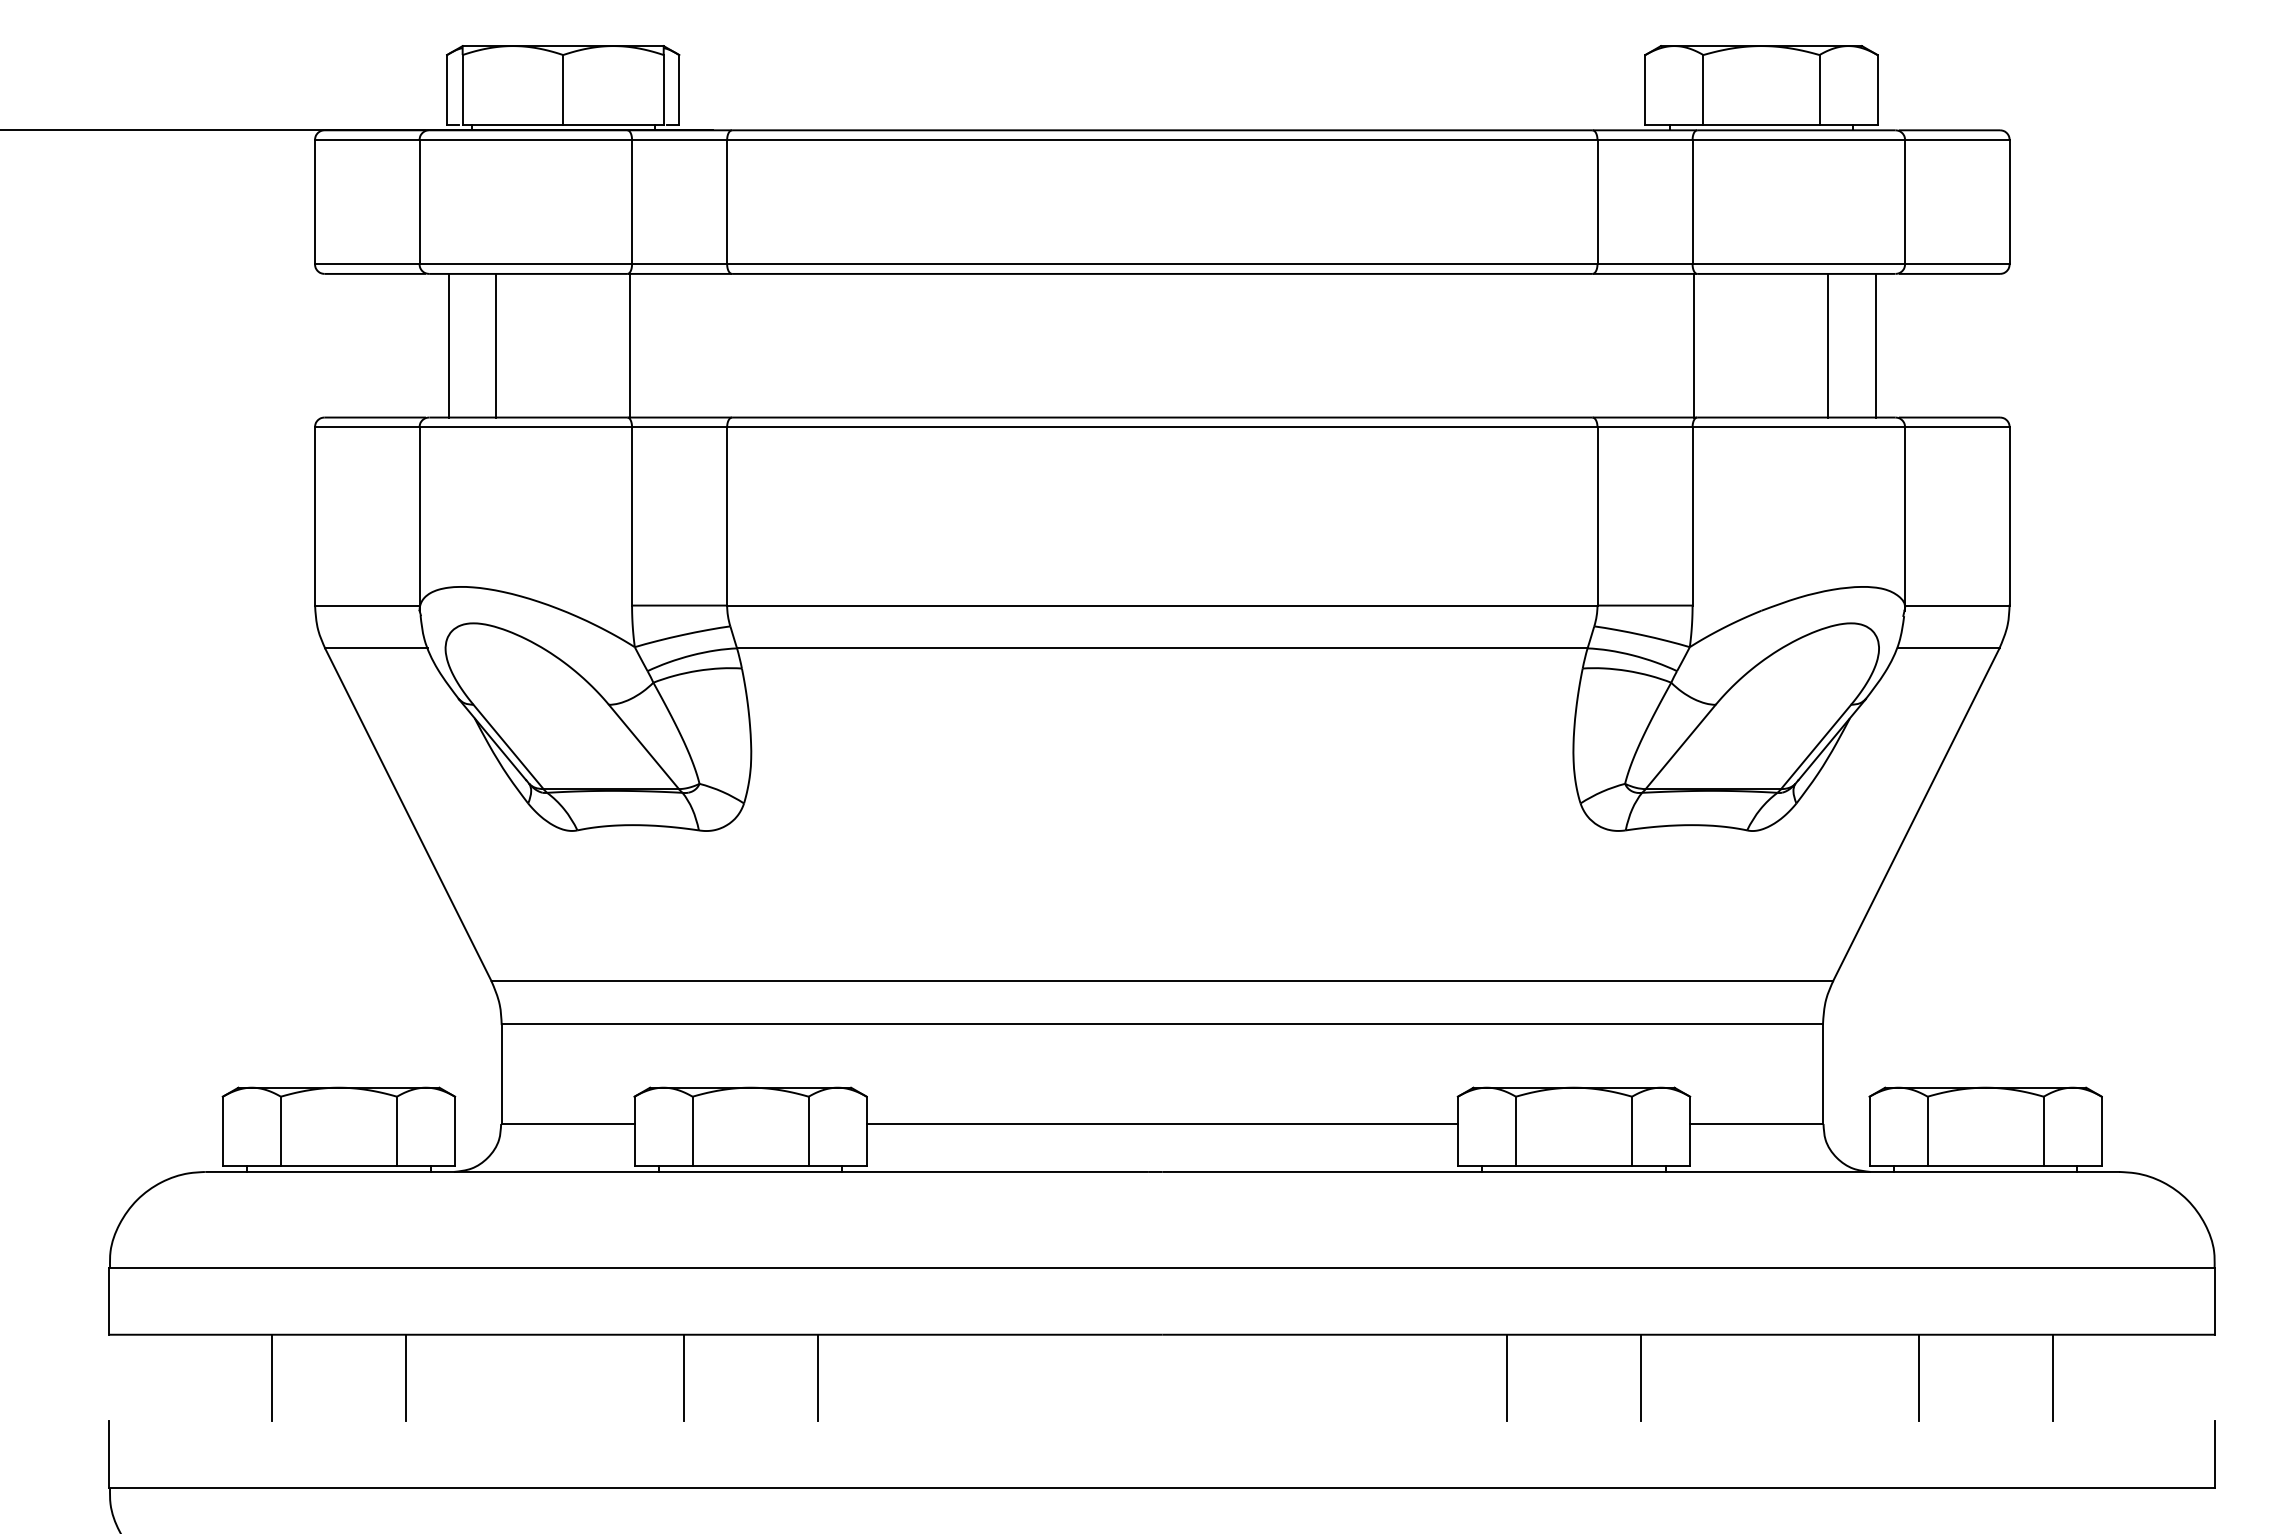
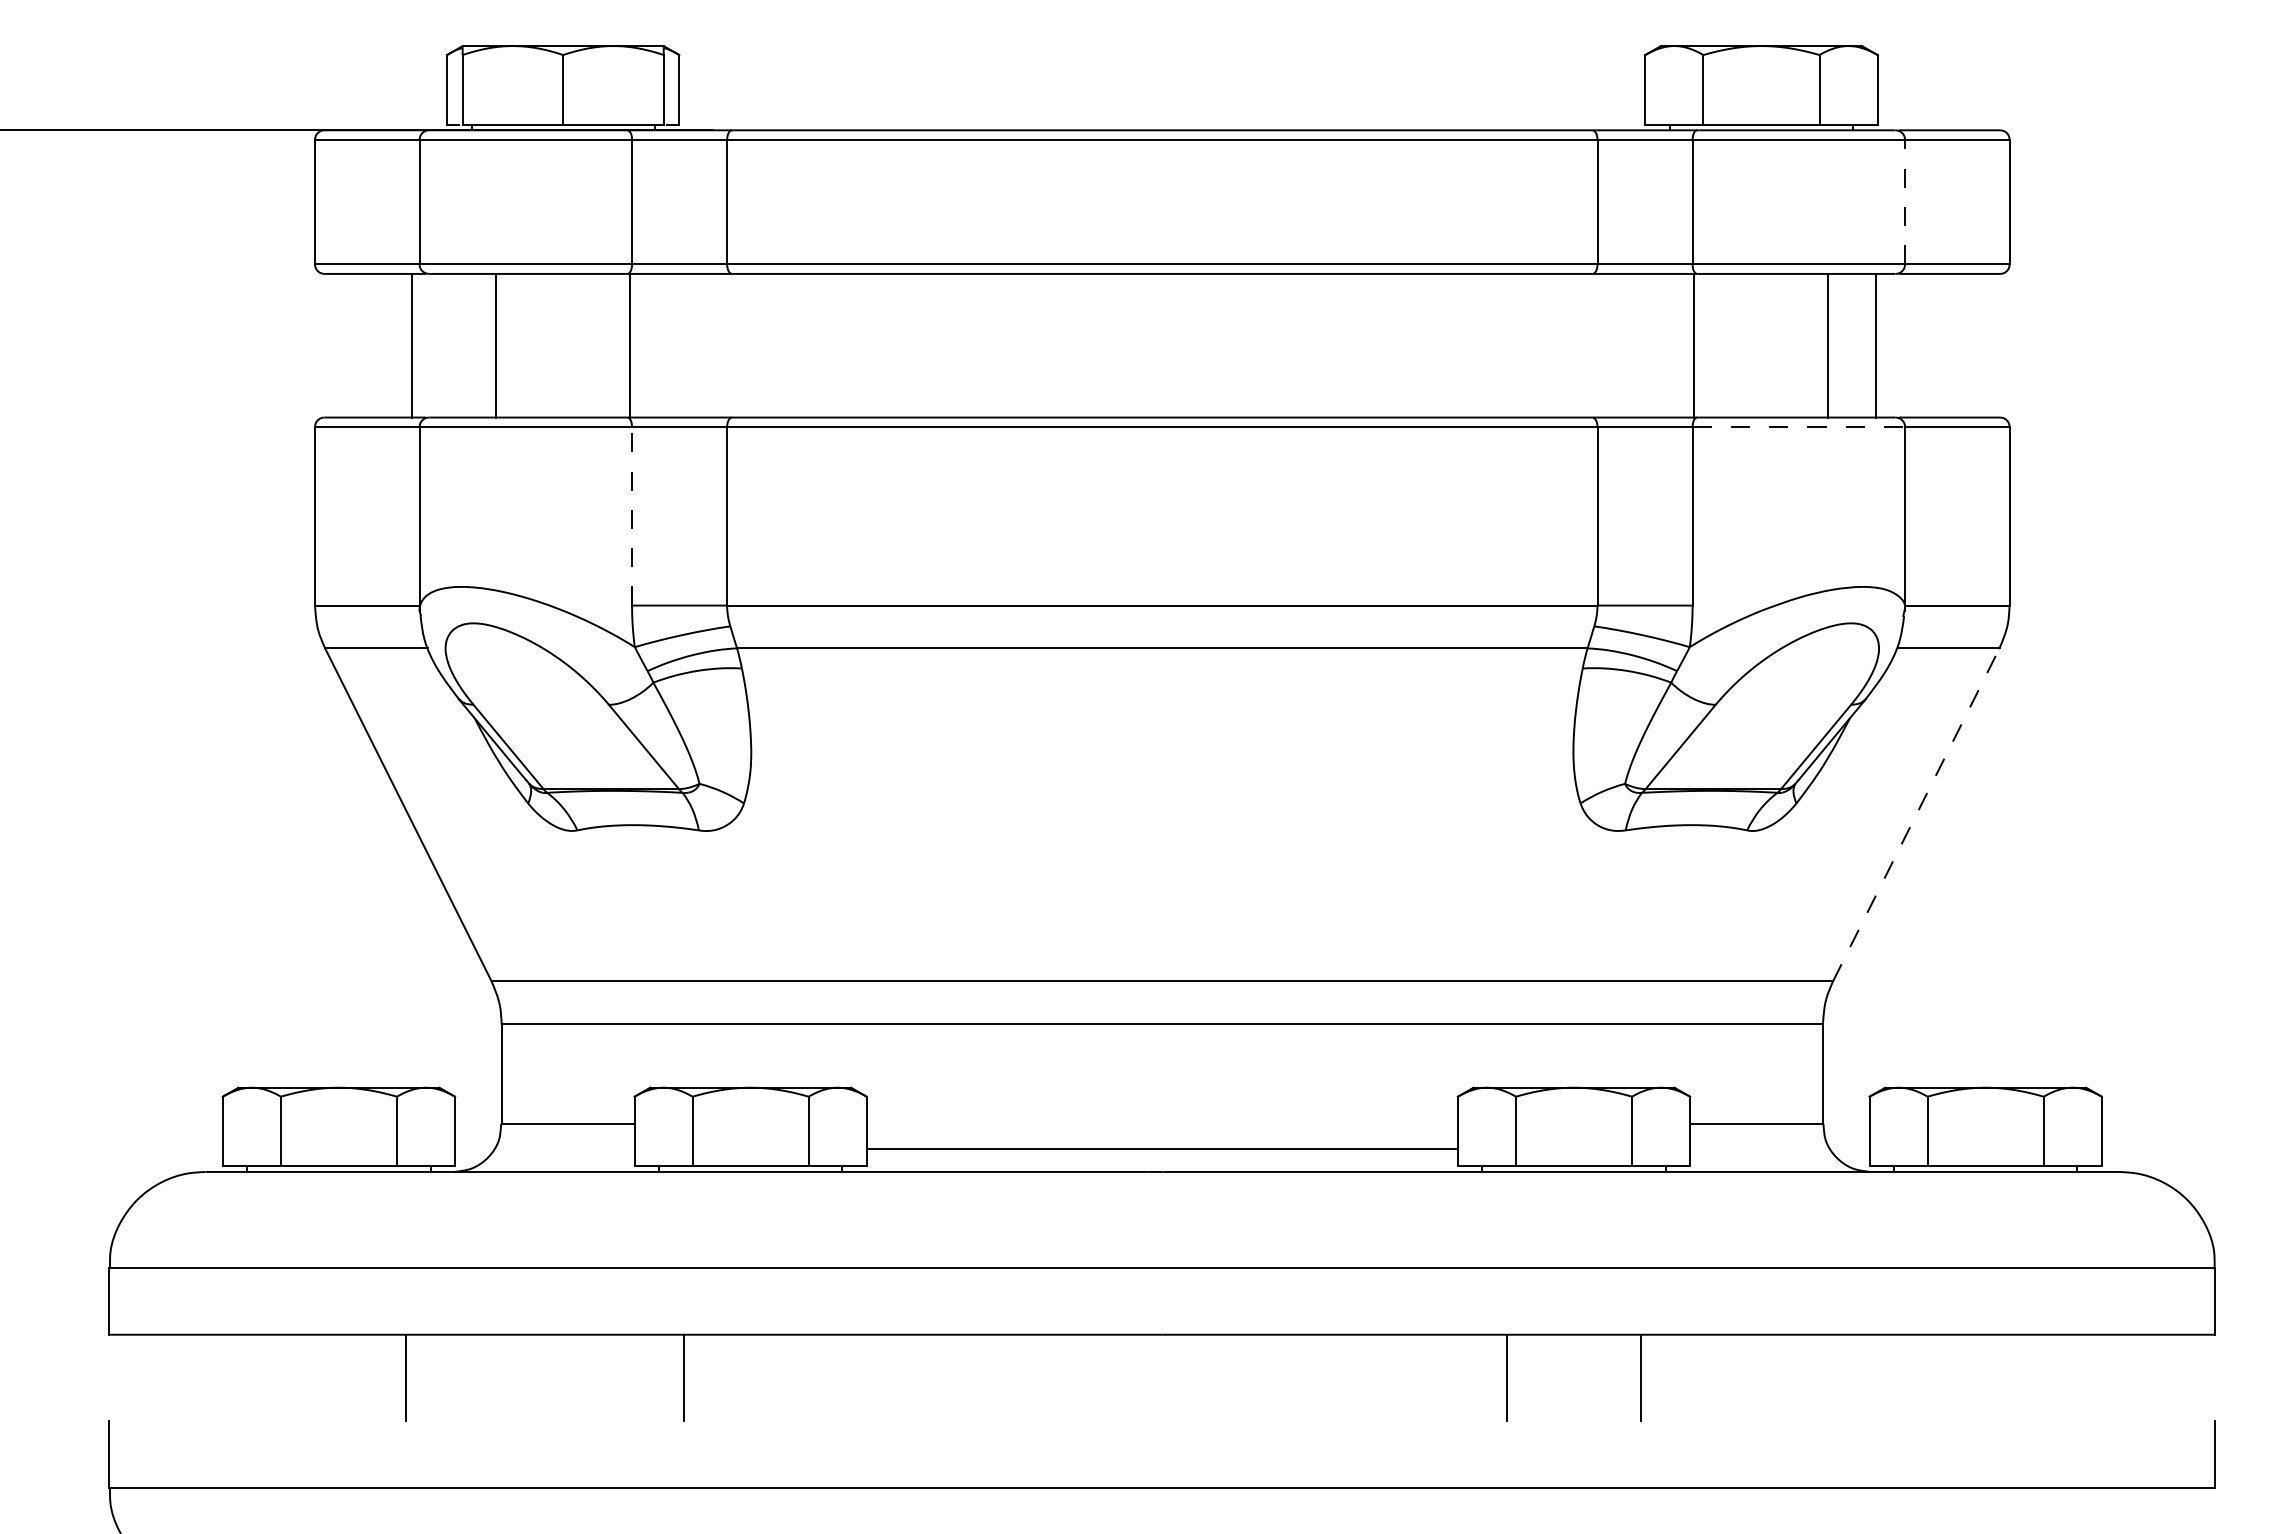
line: solid -> dashed (1905, 201)
line position: (449, 345) -> (412, 345) (412, 345)
line: solid -> dashed (1799, 427)
line: solid -> dashed (632, 515)
line: solid -> dashed (1916, 814)
line position: (1161, 1124) -> (1161, 1149) (1161, 1149)
line: present -> none (271, 1377)
line: present -> none (817, 1377)
line: present -> none (1918, 1377)
line: present -> none (2052, 1377)
